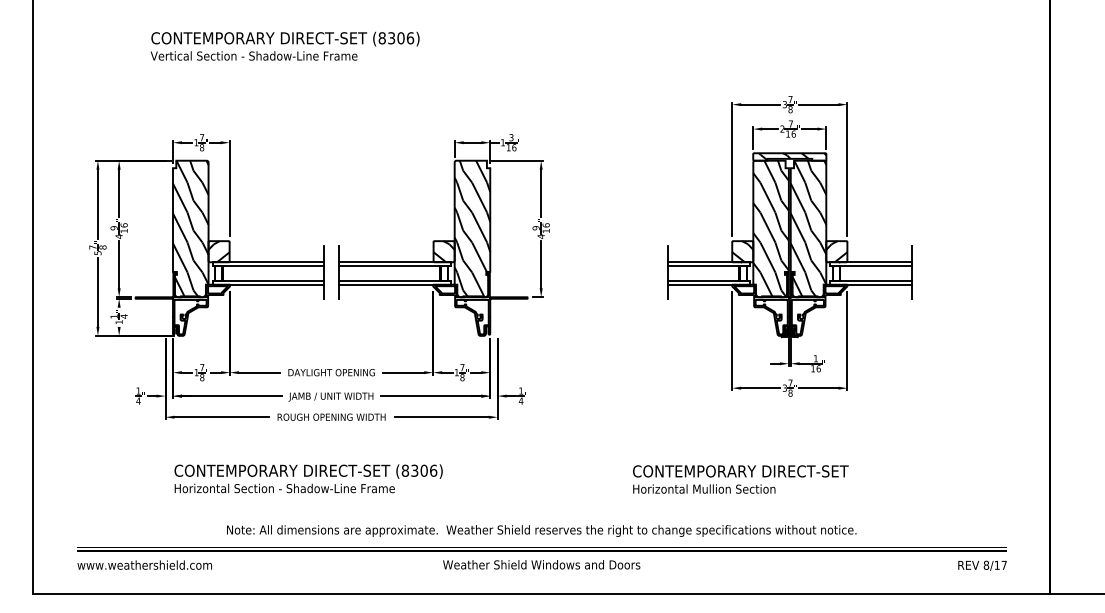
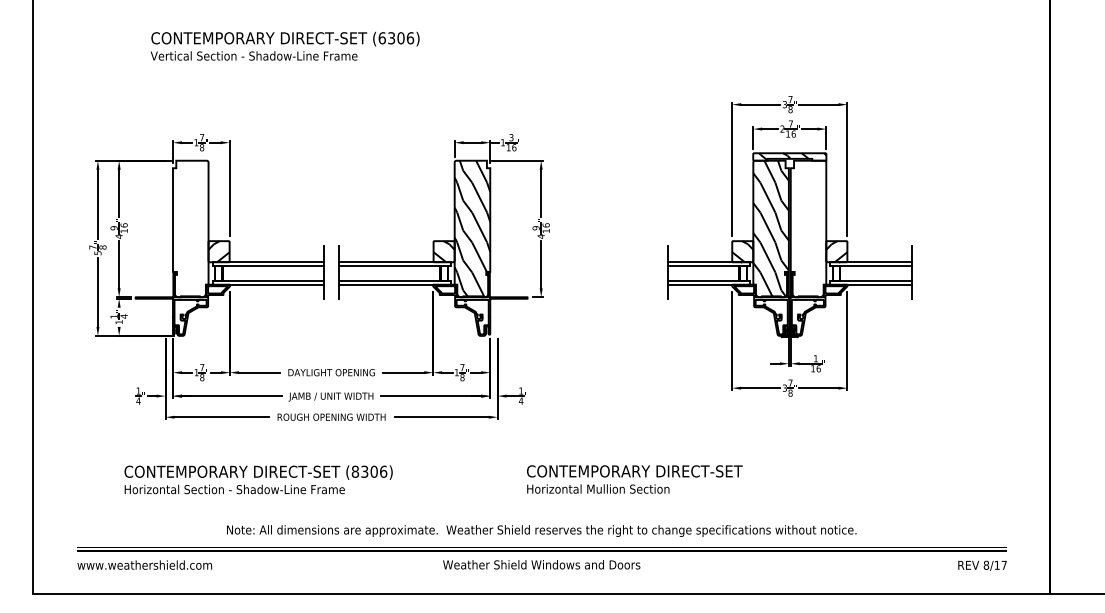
text: (8306) -> (6306) (381, 38)
hatch: present -> none (190, 228)
hatch: present -> none (808, 228)
text position: (308, 478) -> (258, 479) (258, 479)
text position: (740, 479) -> (634, 479) (634, 479)
